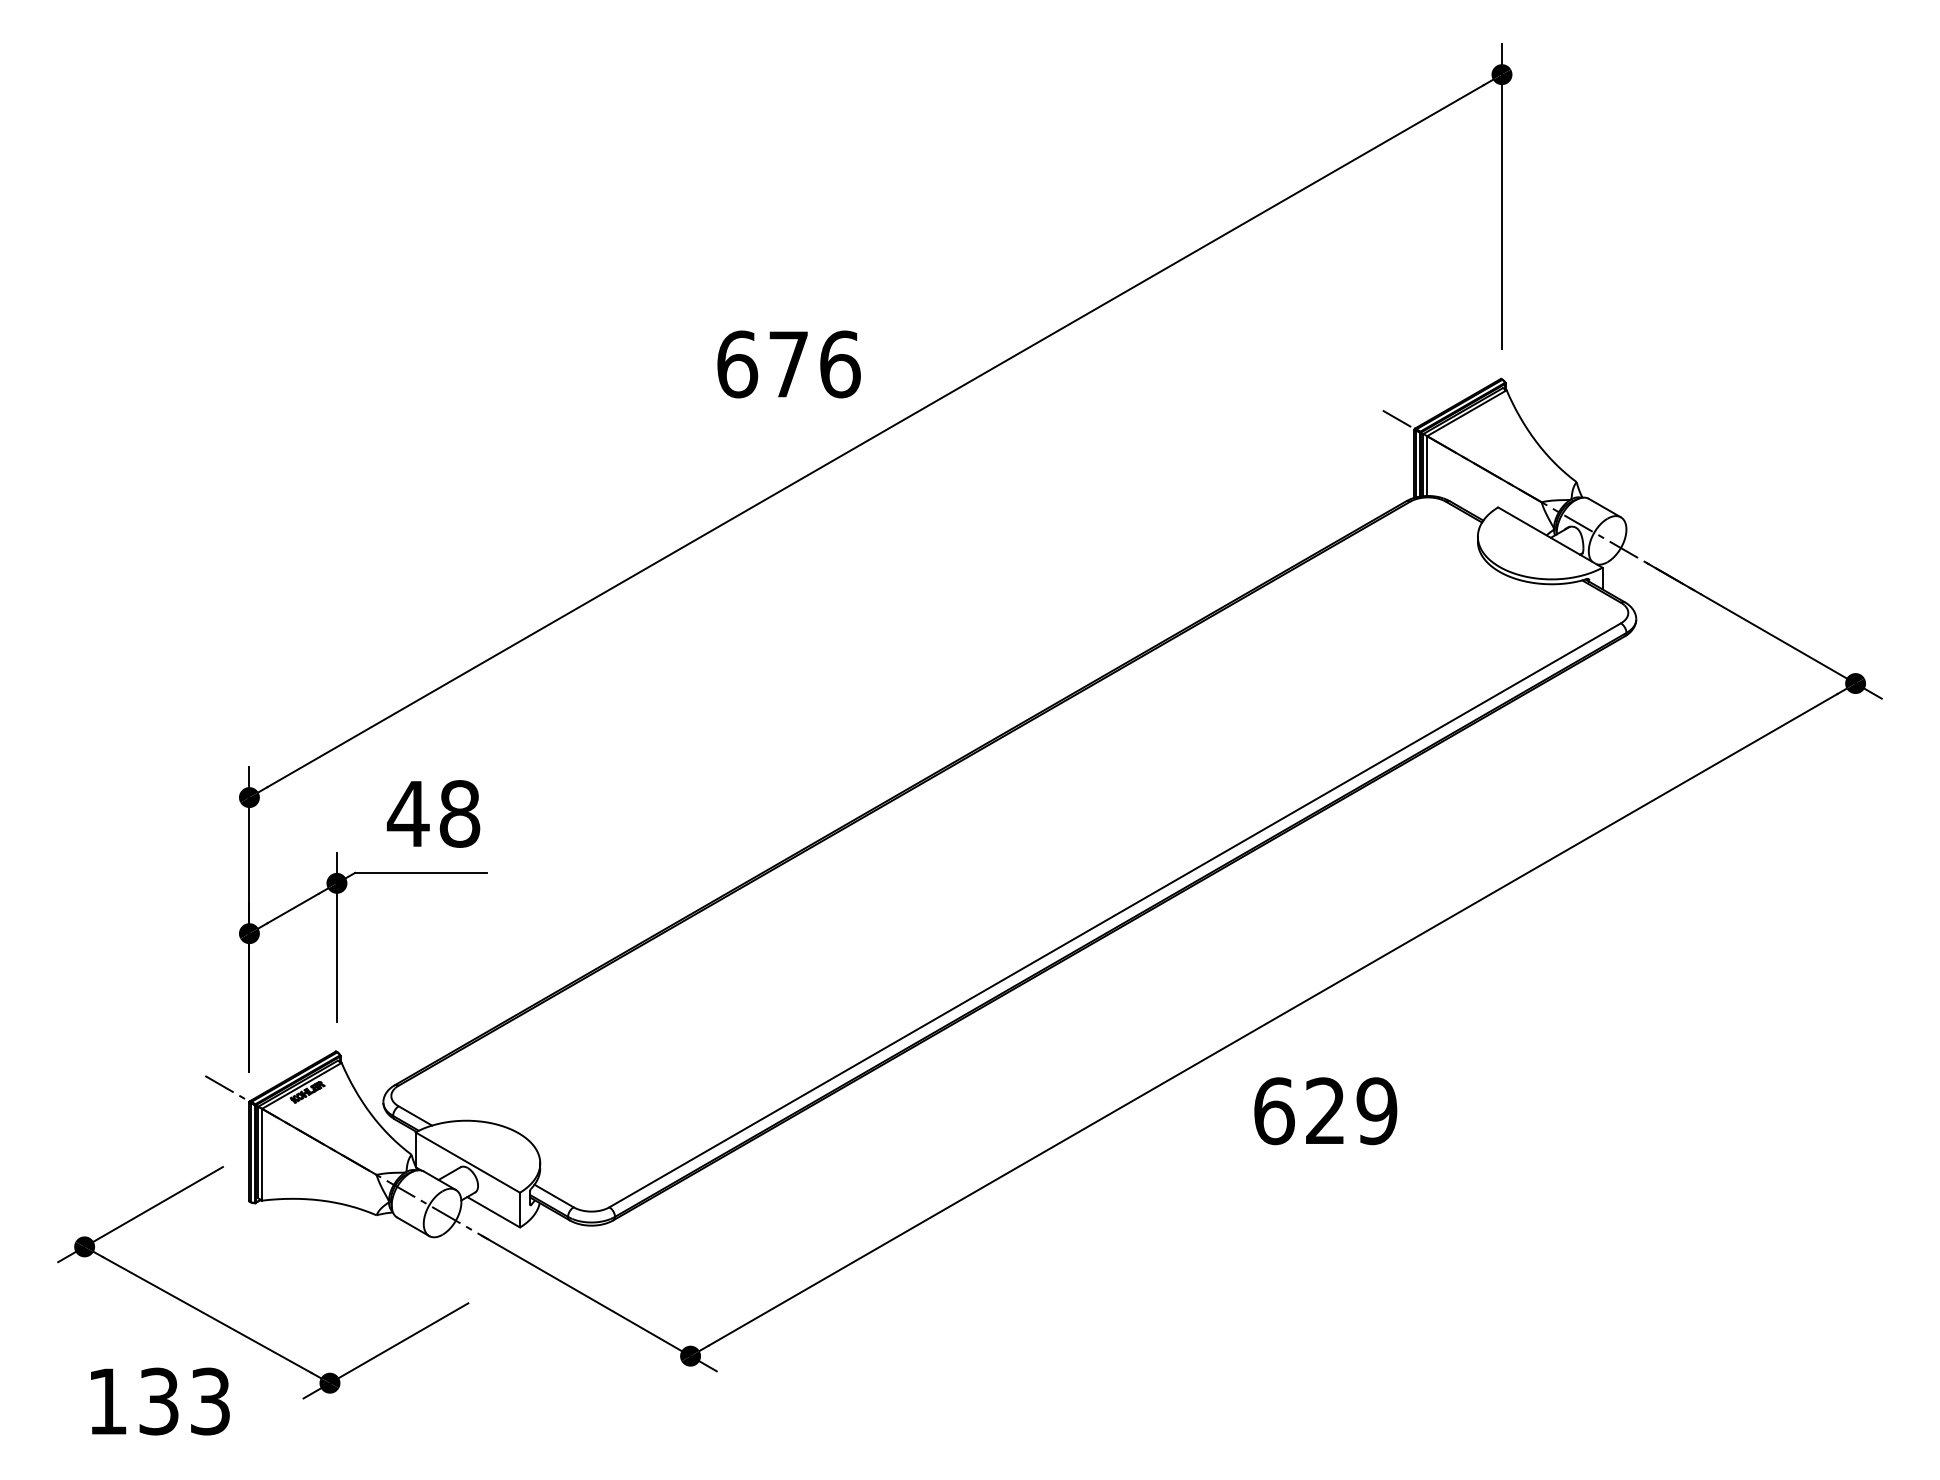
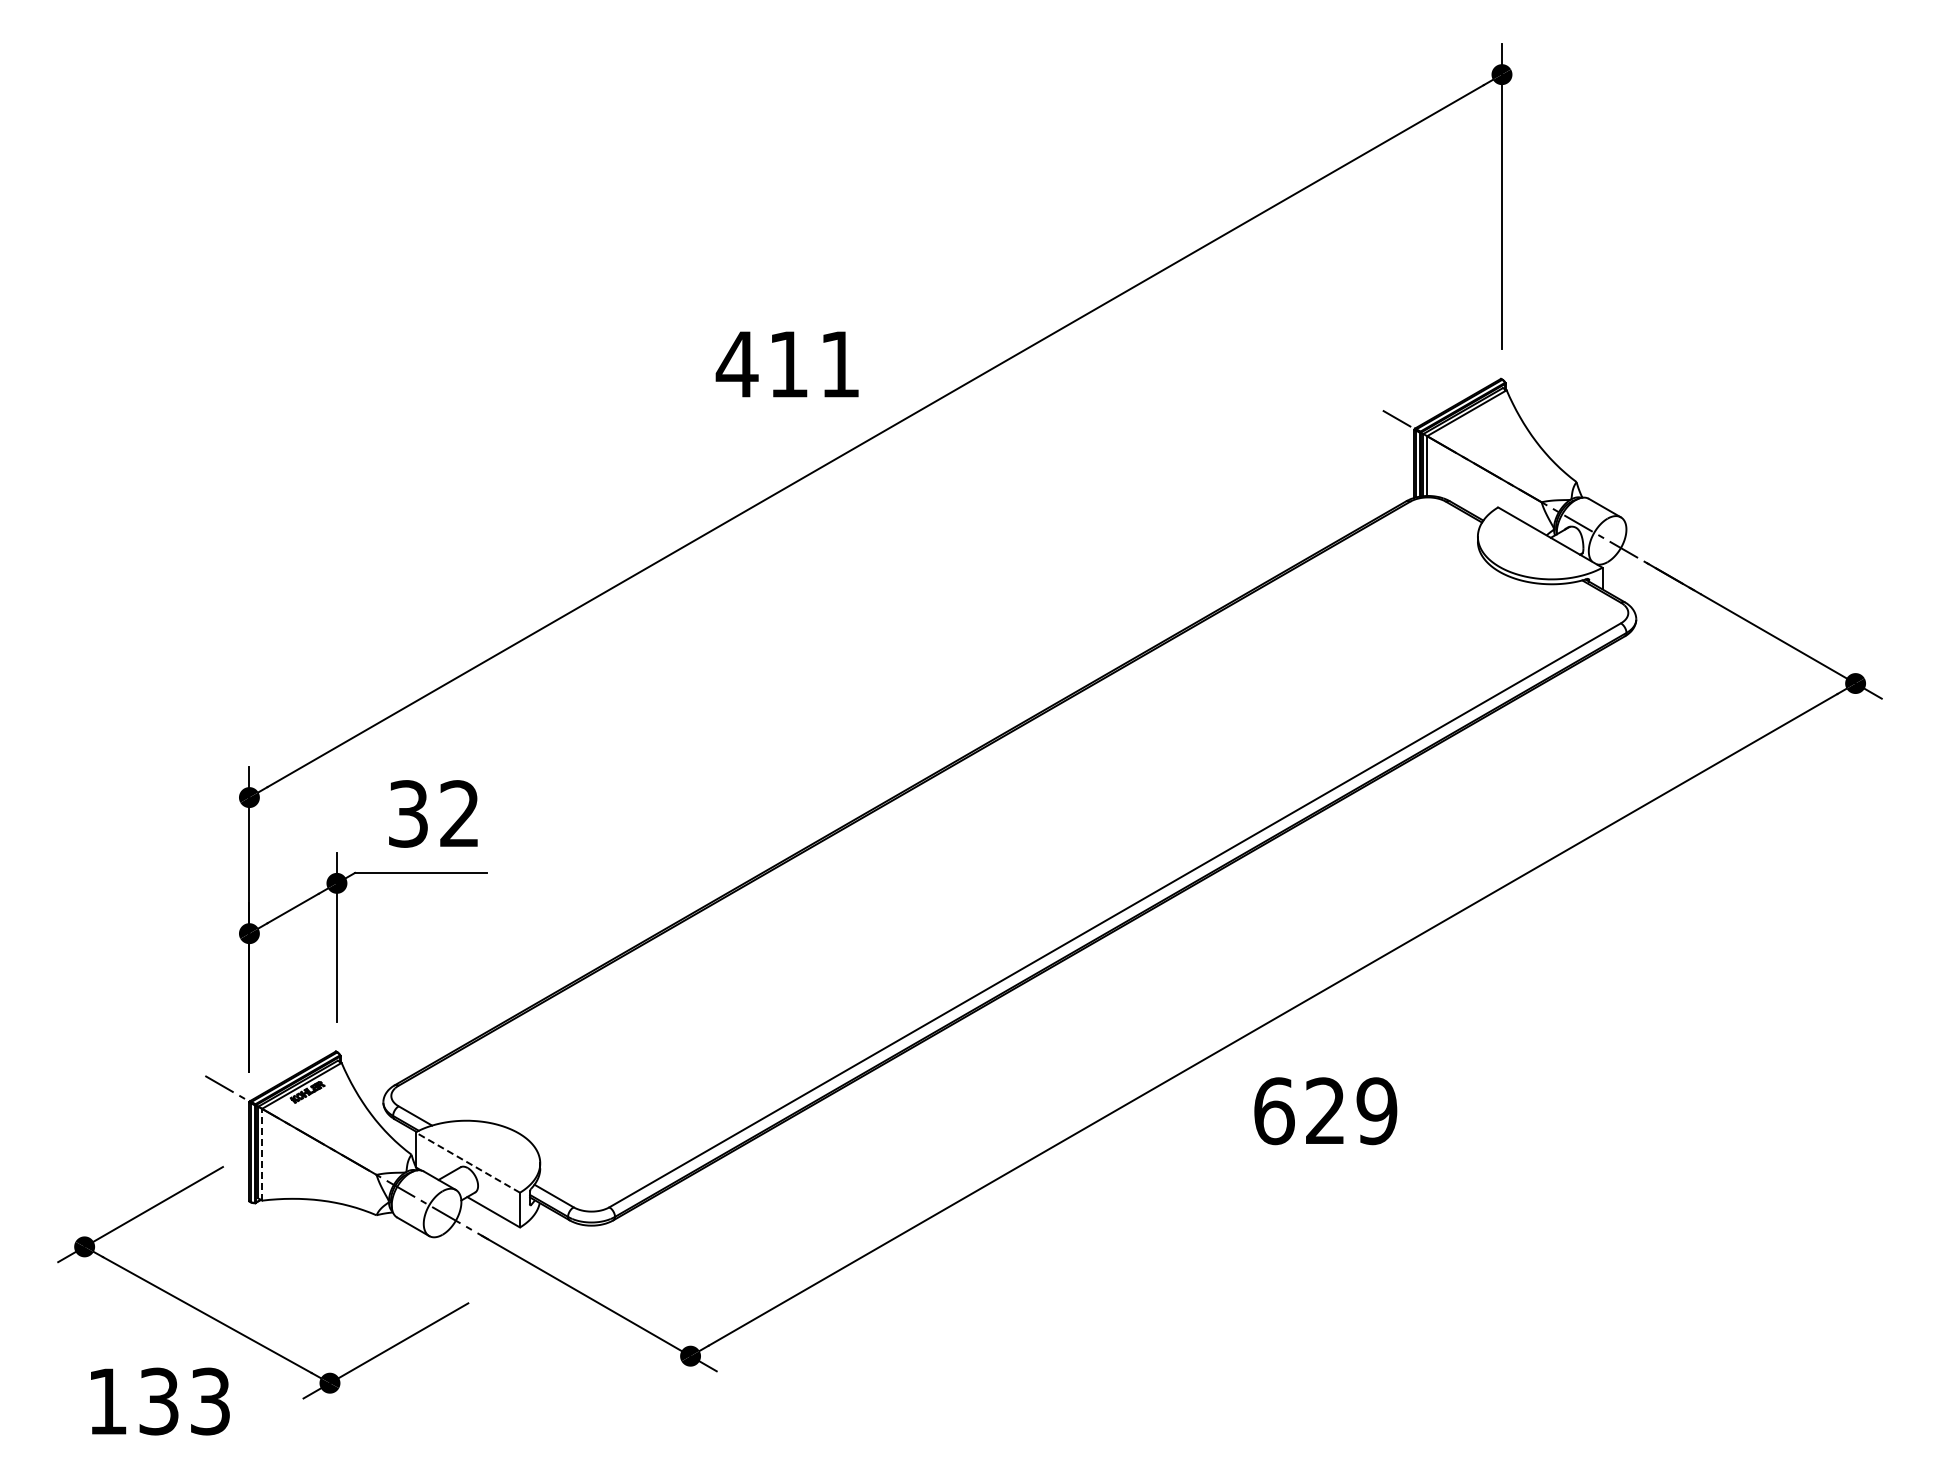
text: 676 -> 411 (787, 364)
text: 48 -> 32 (433, 813)
line: solid -> dashed (262, 1154)
line: solid -> dashed (467, 1162)
